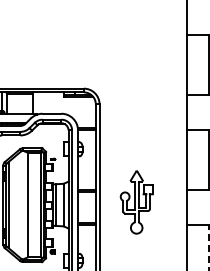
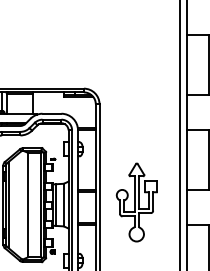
line: none -> present (180, 134)
part size: 35x65 px -> 43x81 px (136, 202)
line: dashed -> solid (208, 248)
